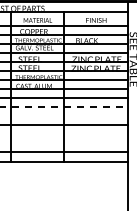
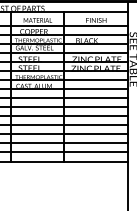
line: dashed -> solid (64, 107)
line: none -> present (64, 116)
line: none -> present (64, 134)
line: none -> present (64, 143)
